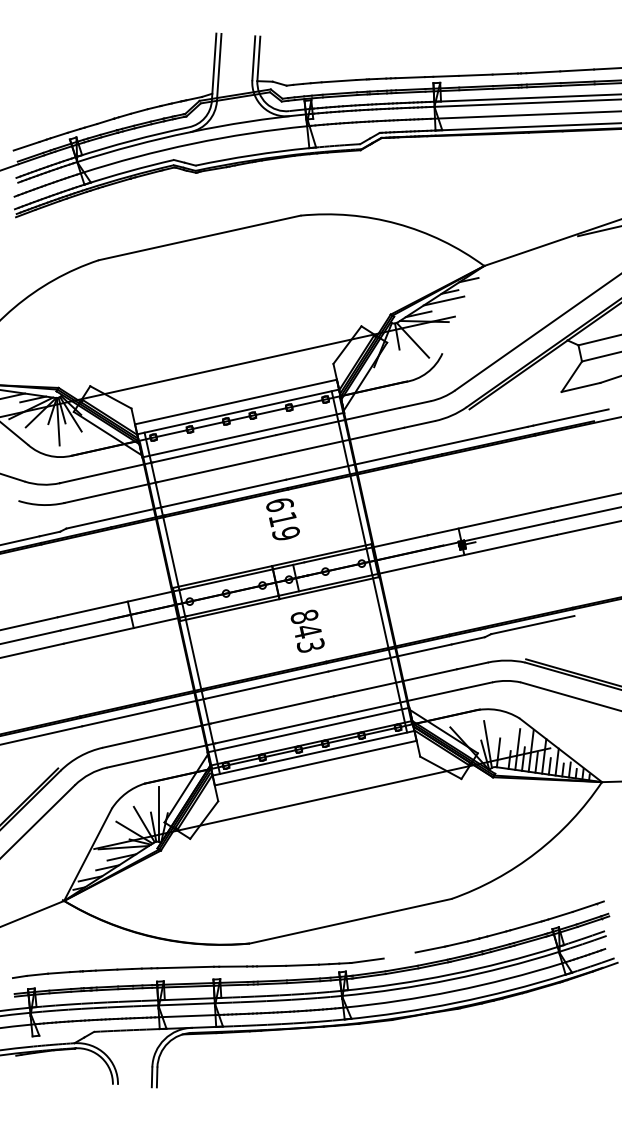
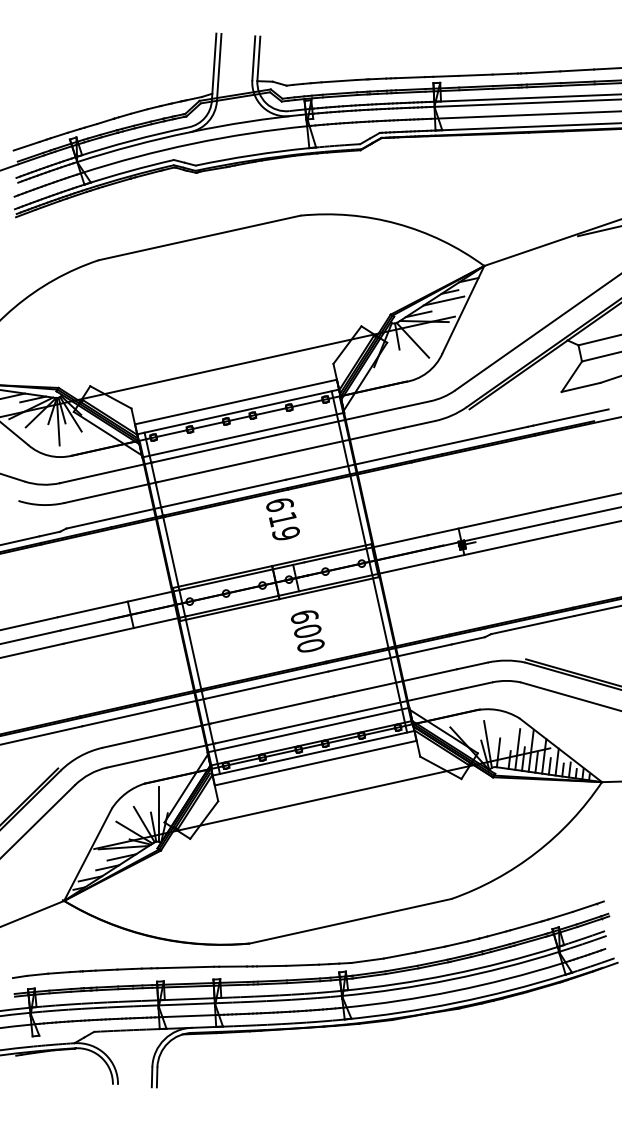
line: none -> present (463, 309)
line: none -> present (596, 610)
text: 843 -> 600 (307, 630)
line: none -> present (399, 955)
